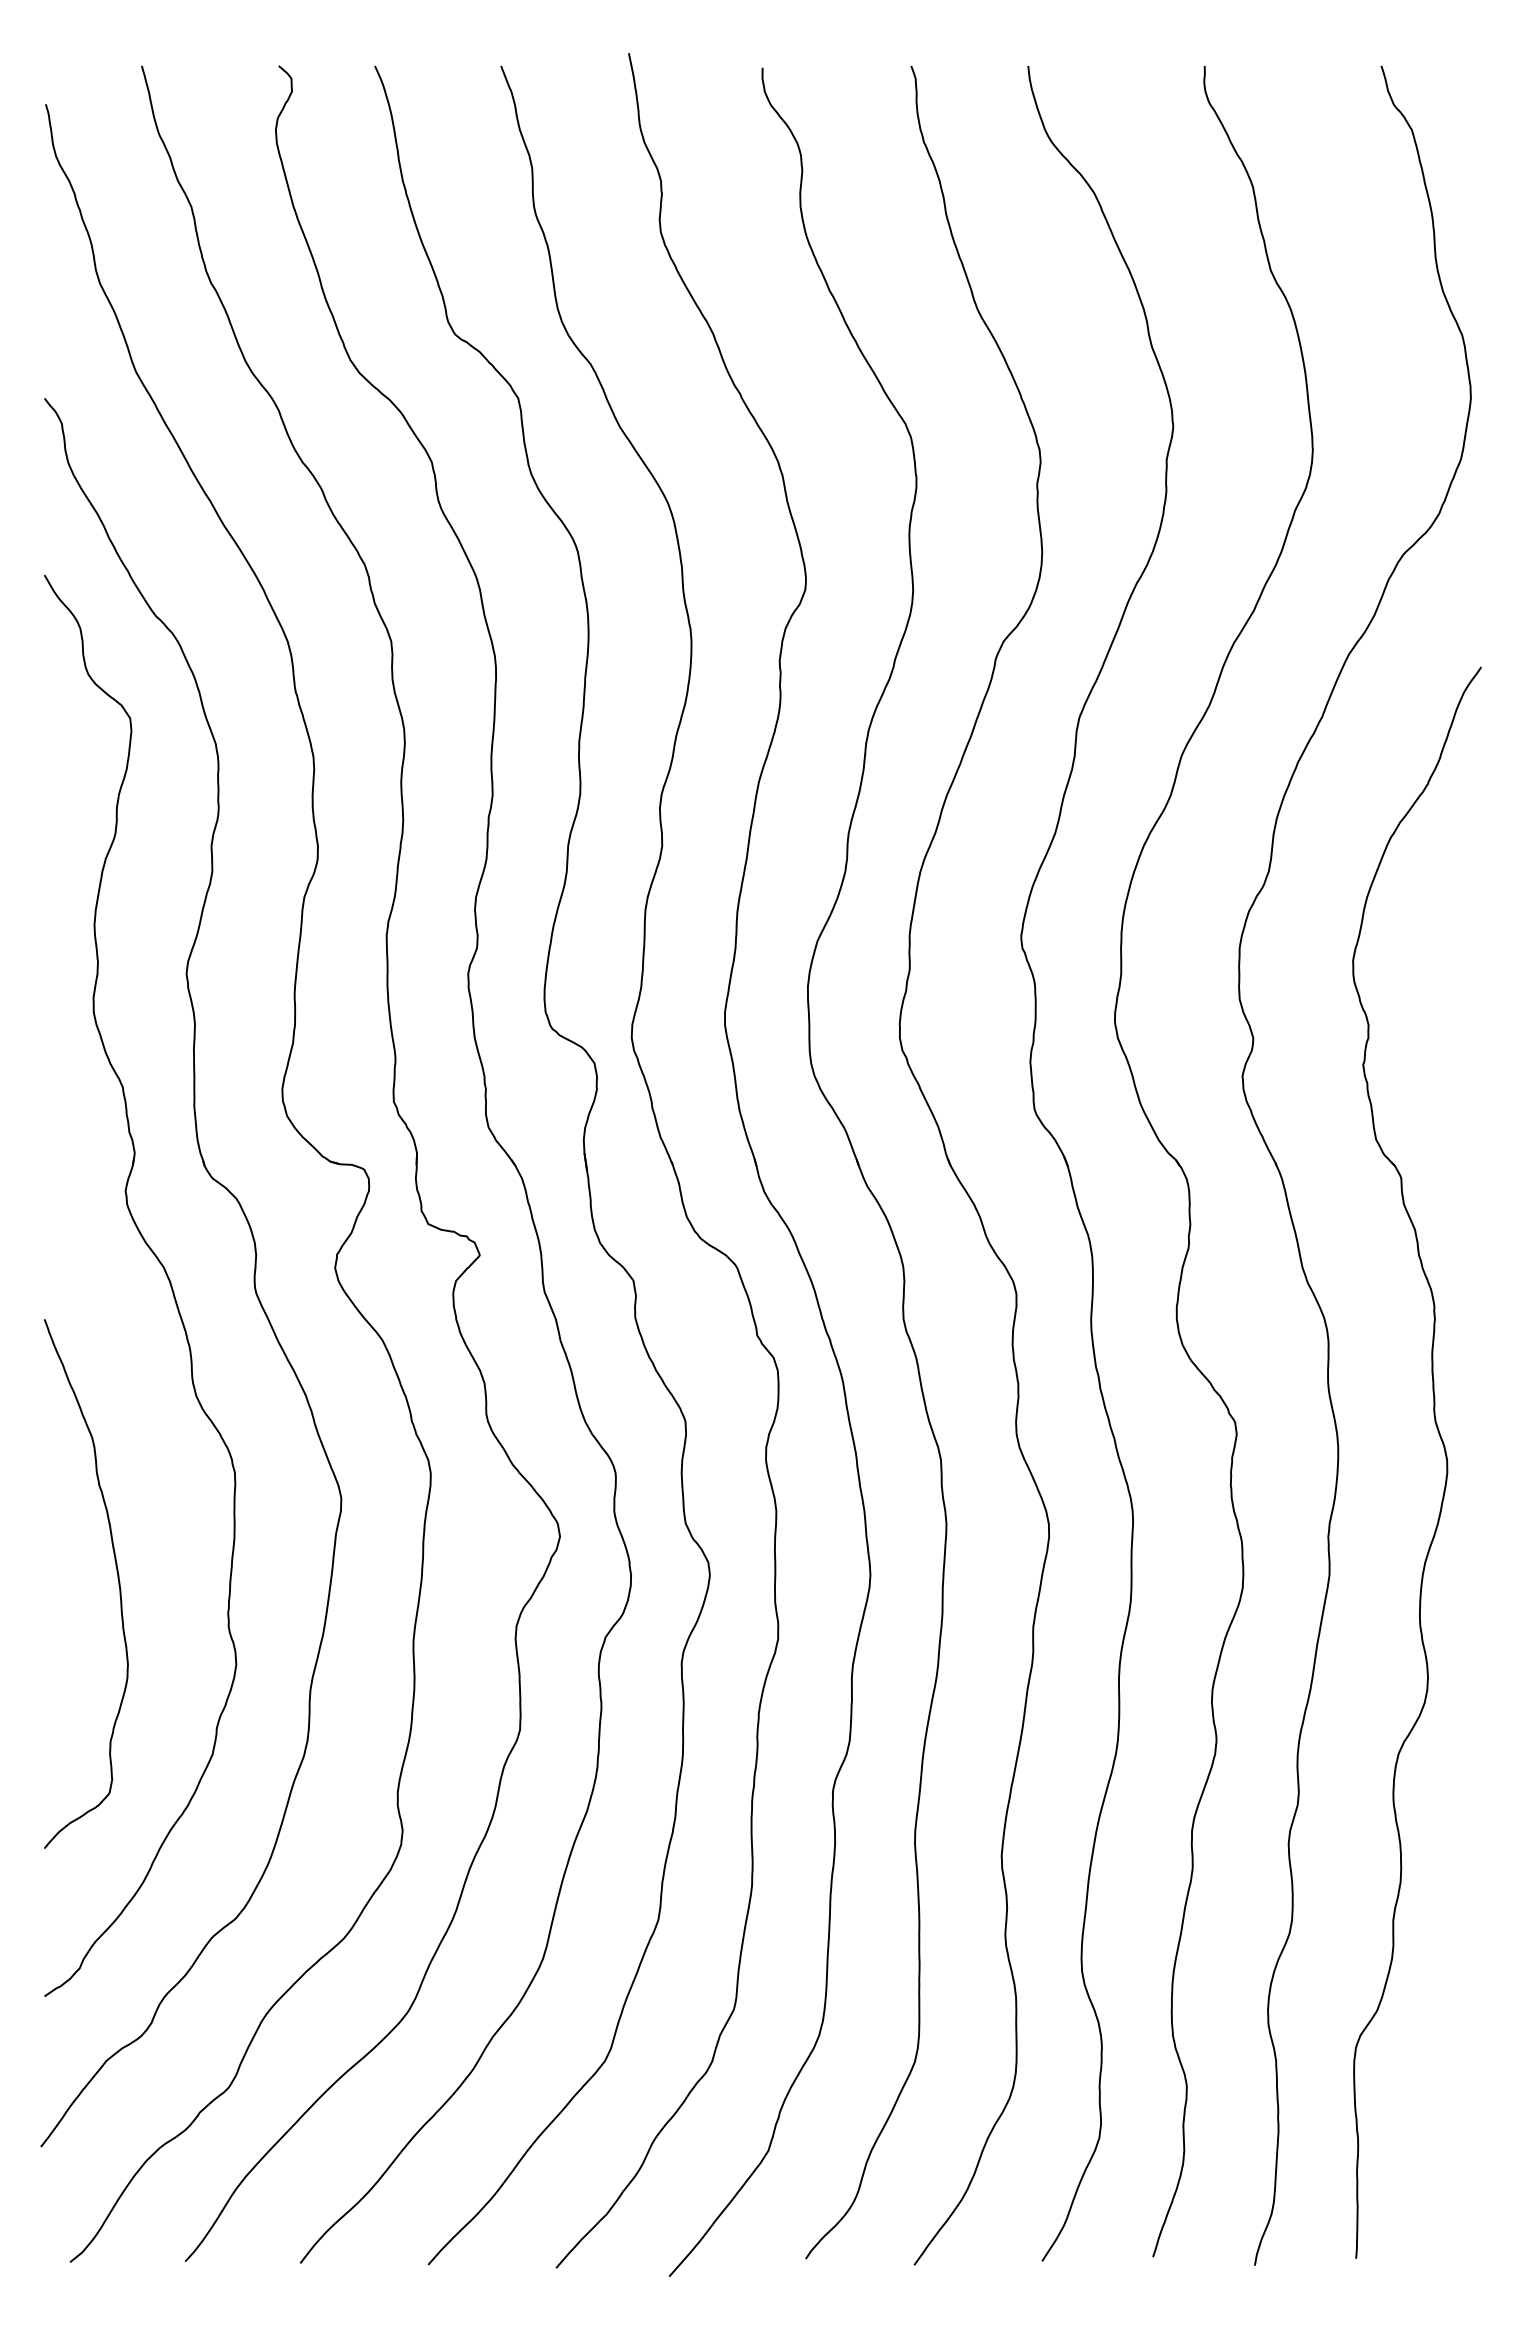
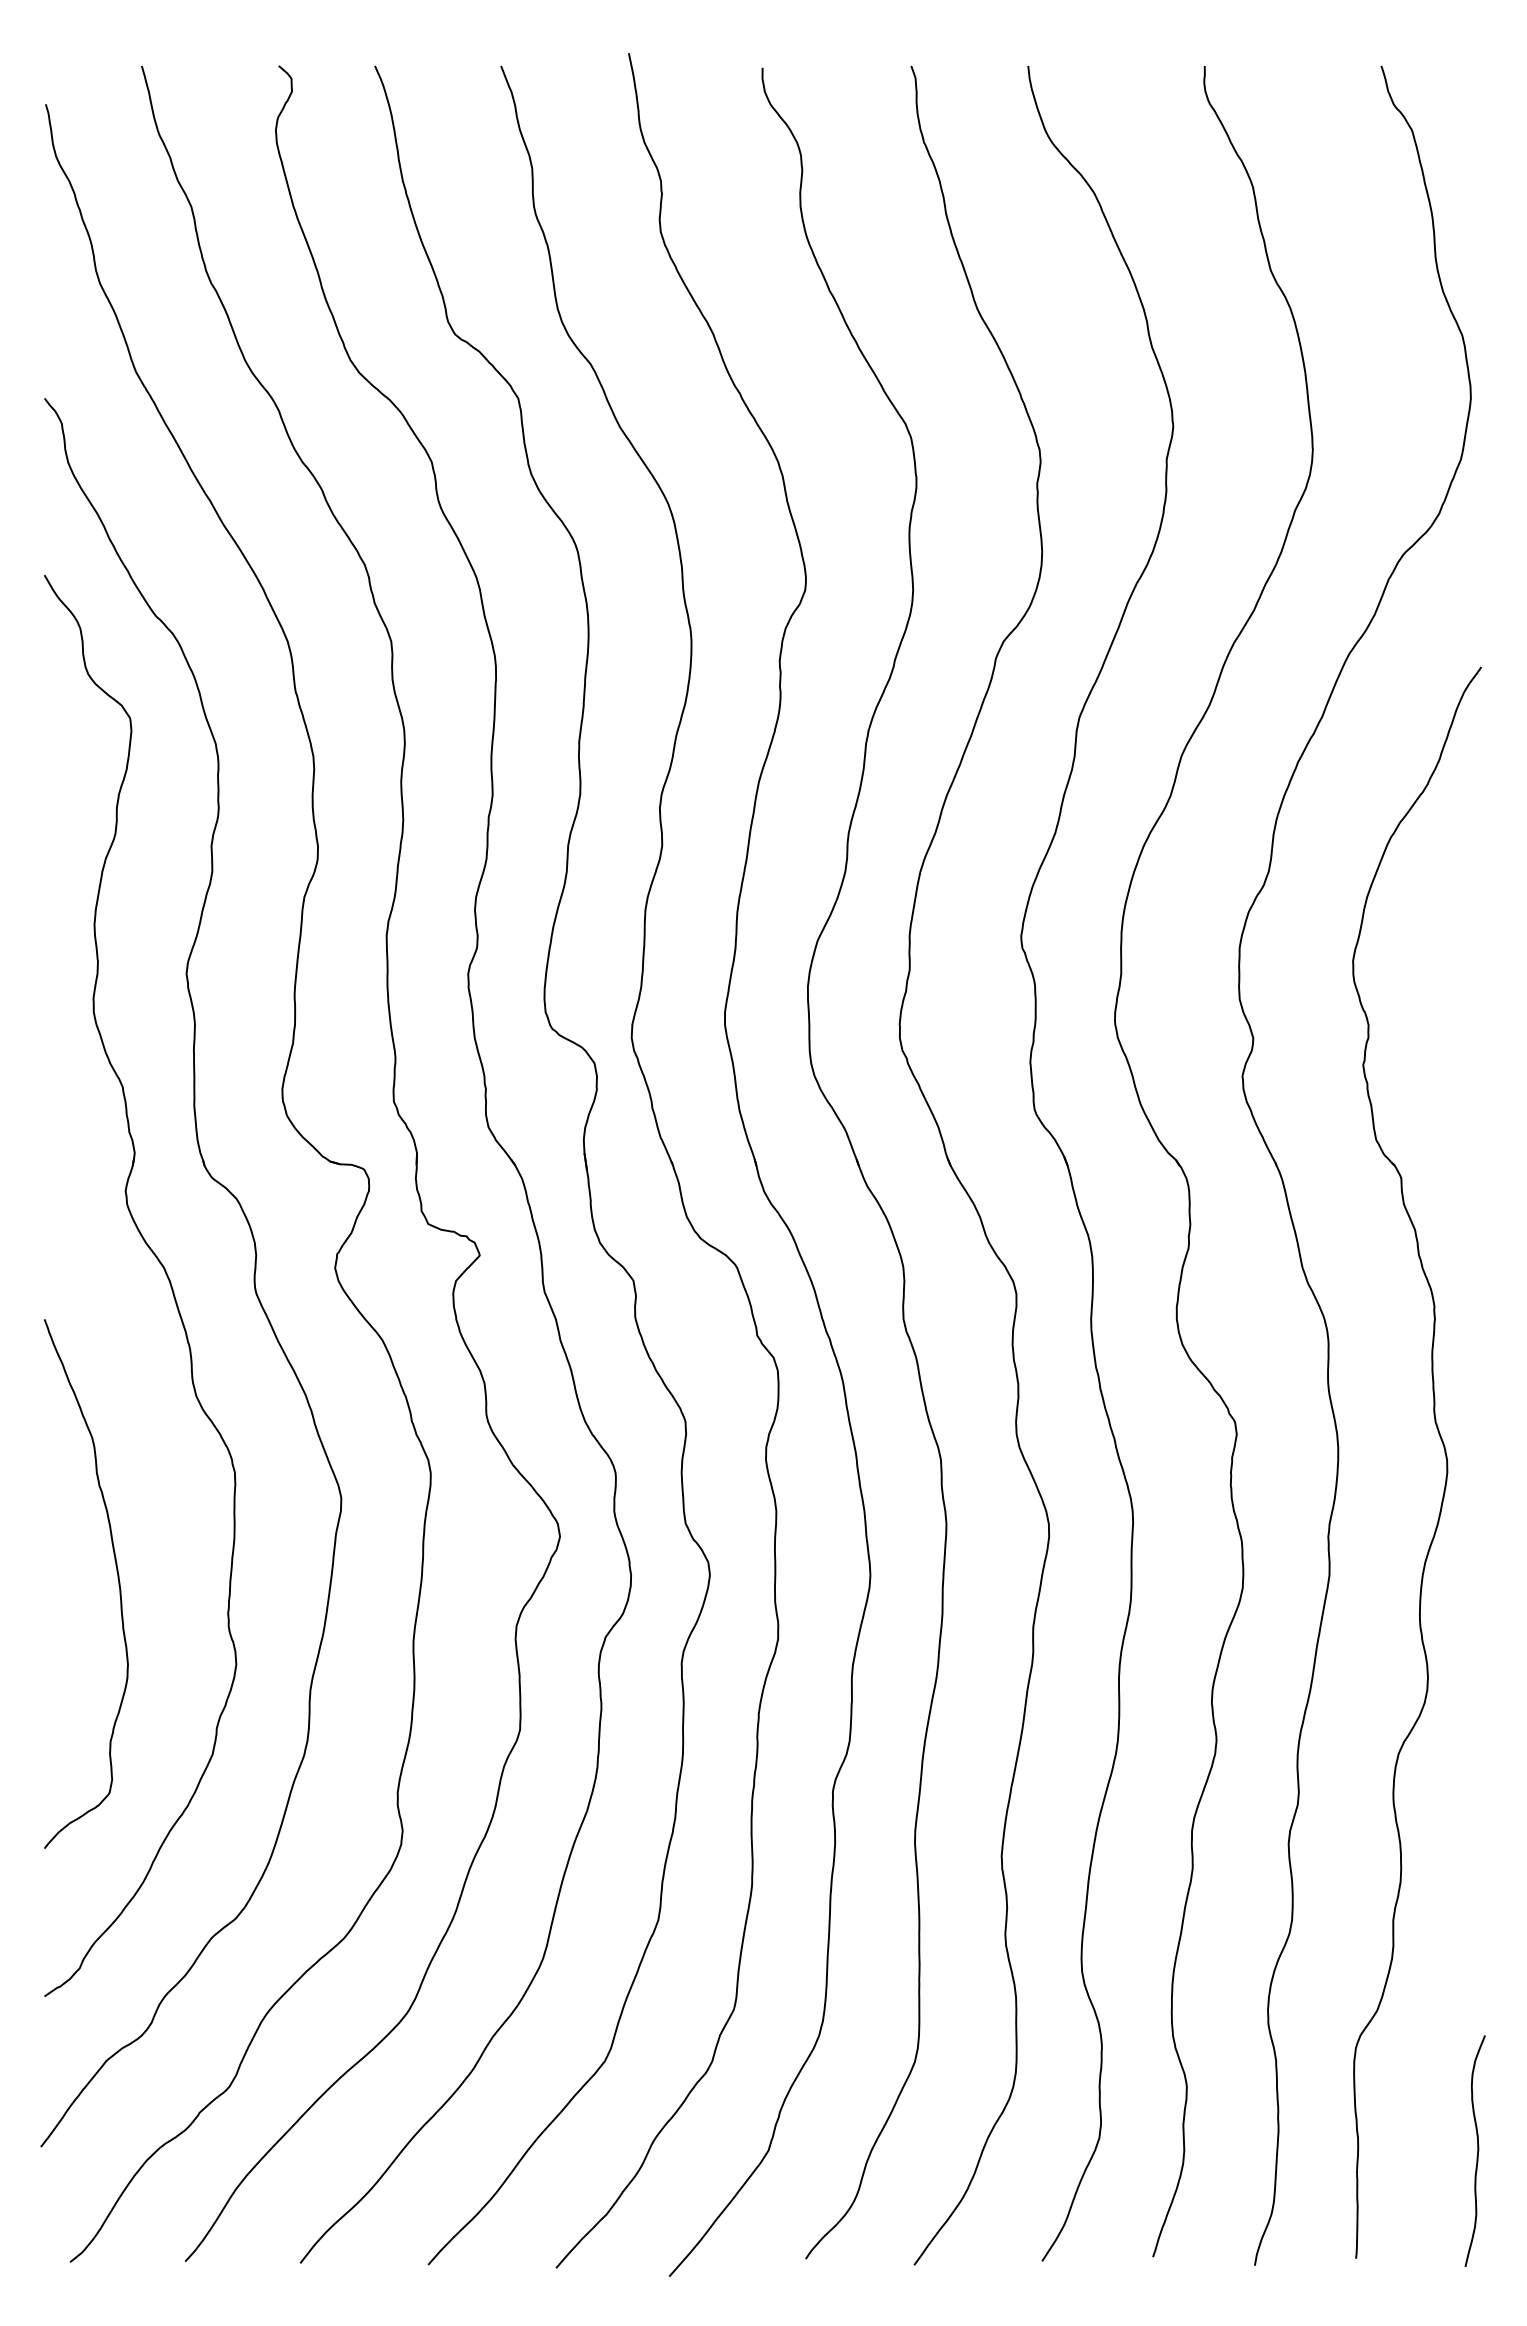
curve: none -> present (1477, 2150)
